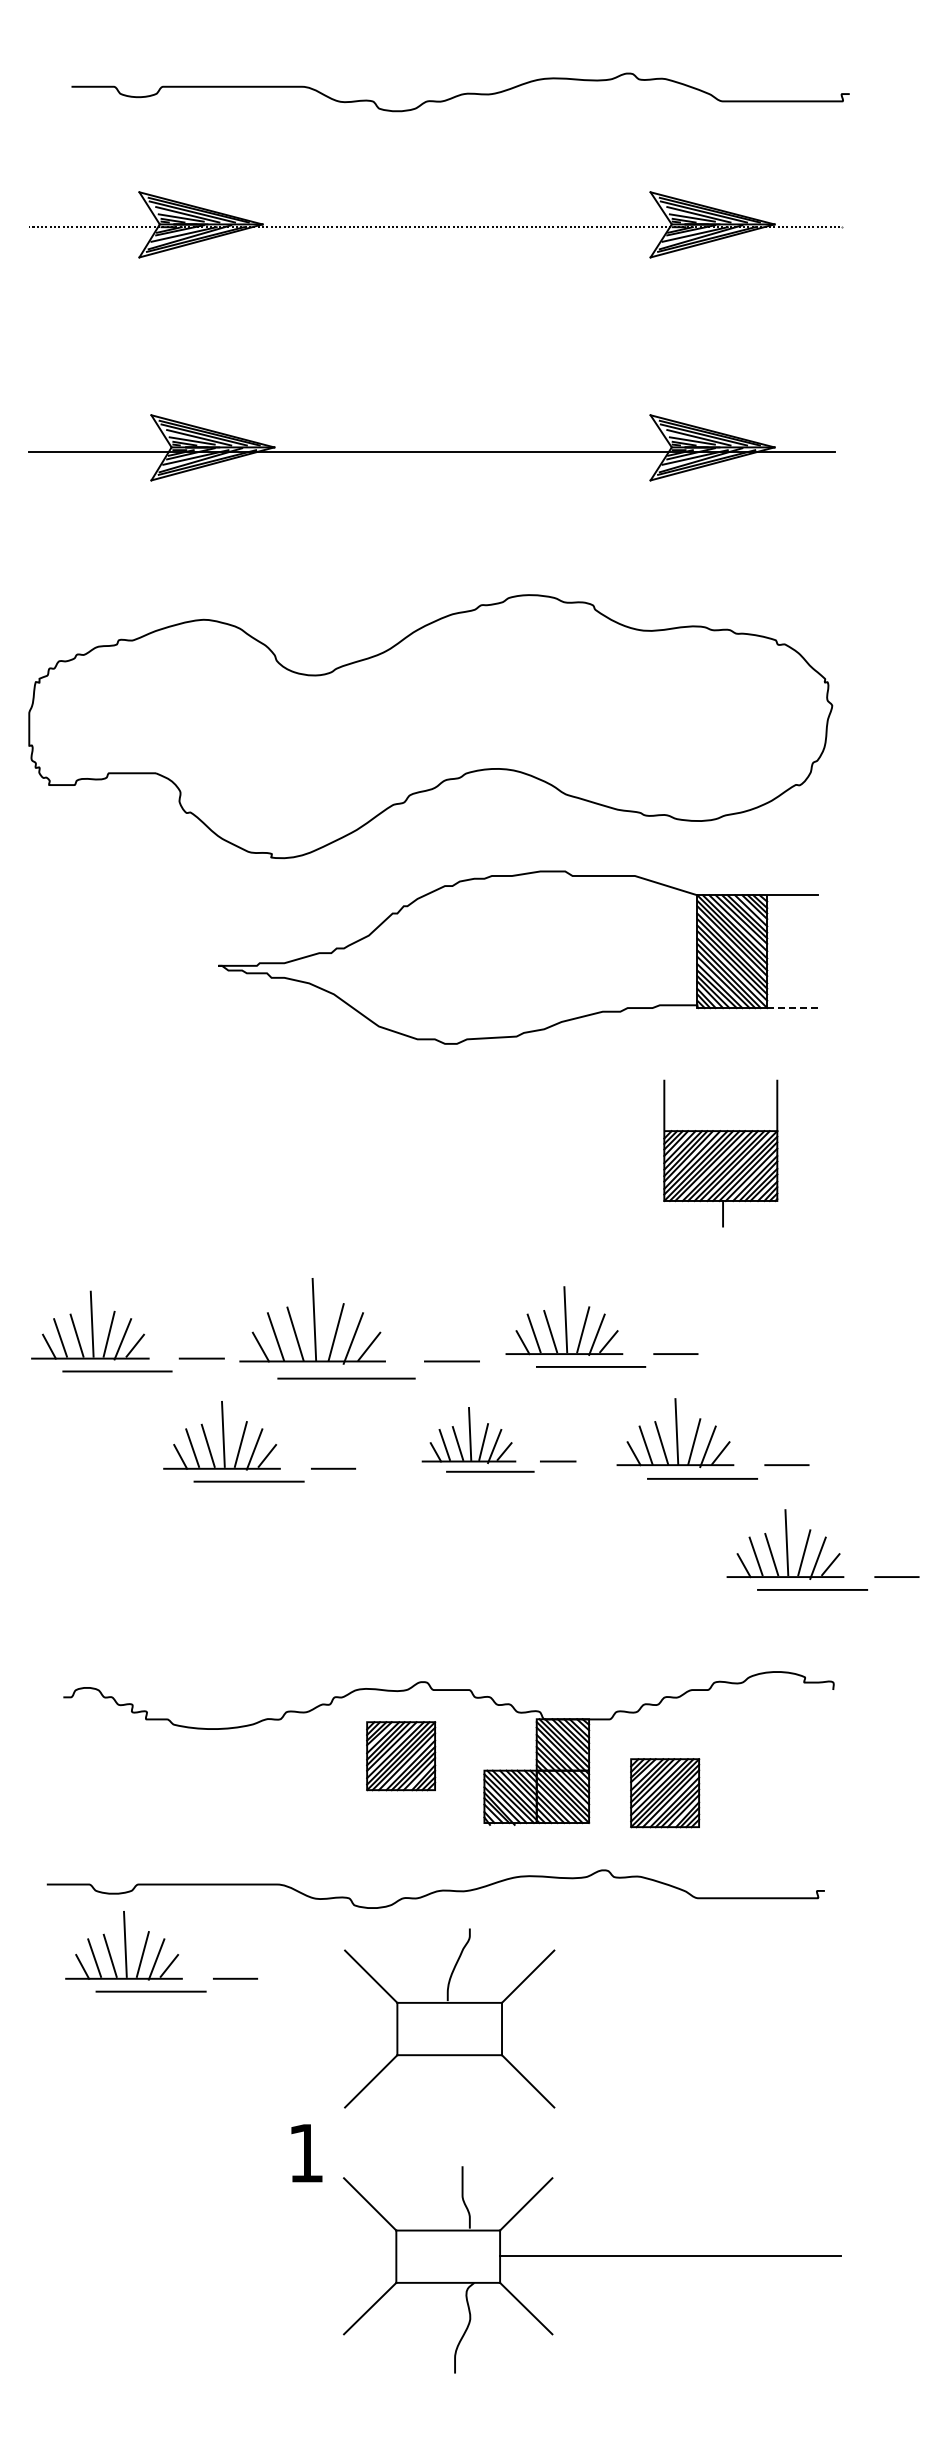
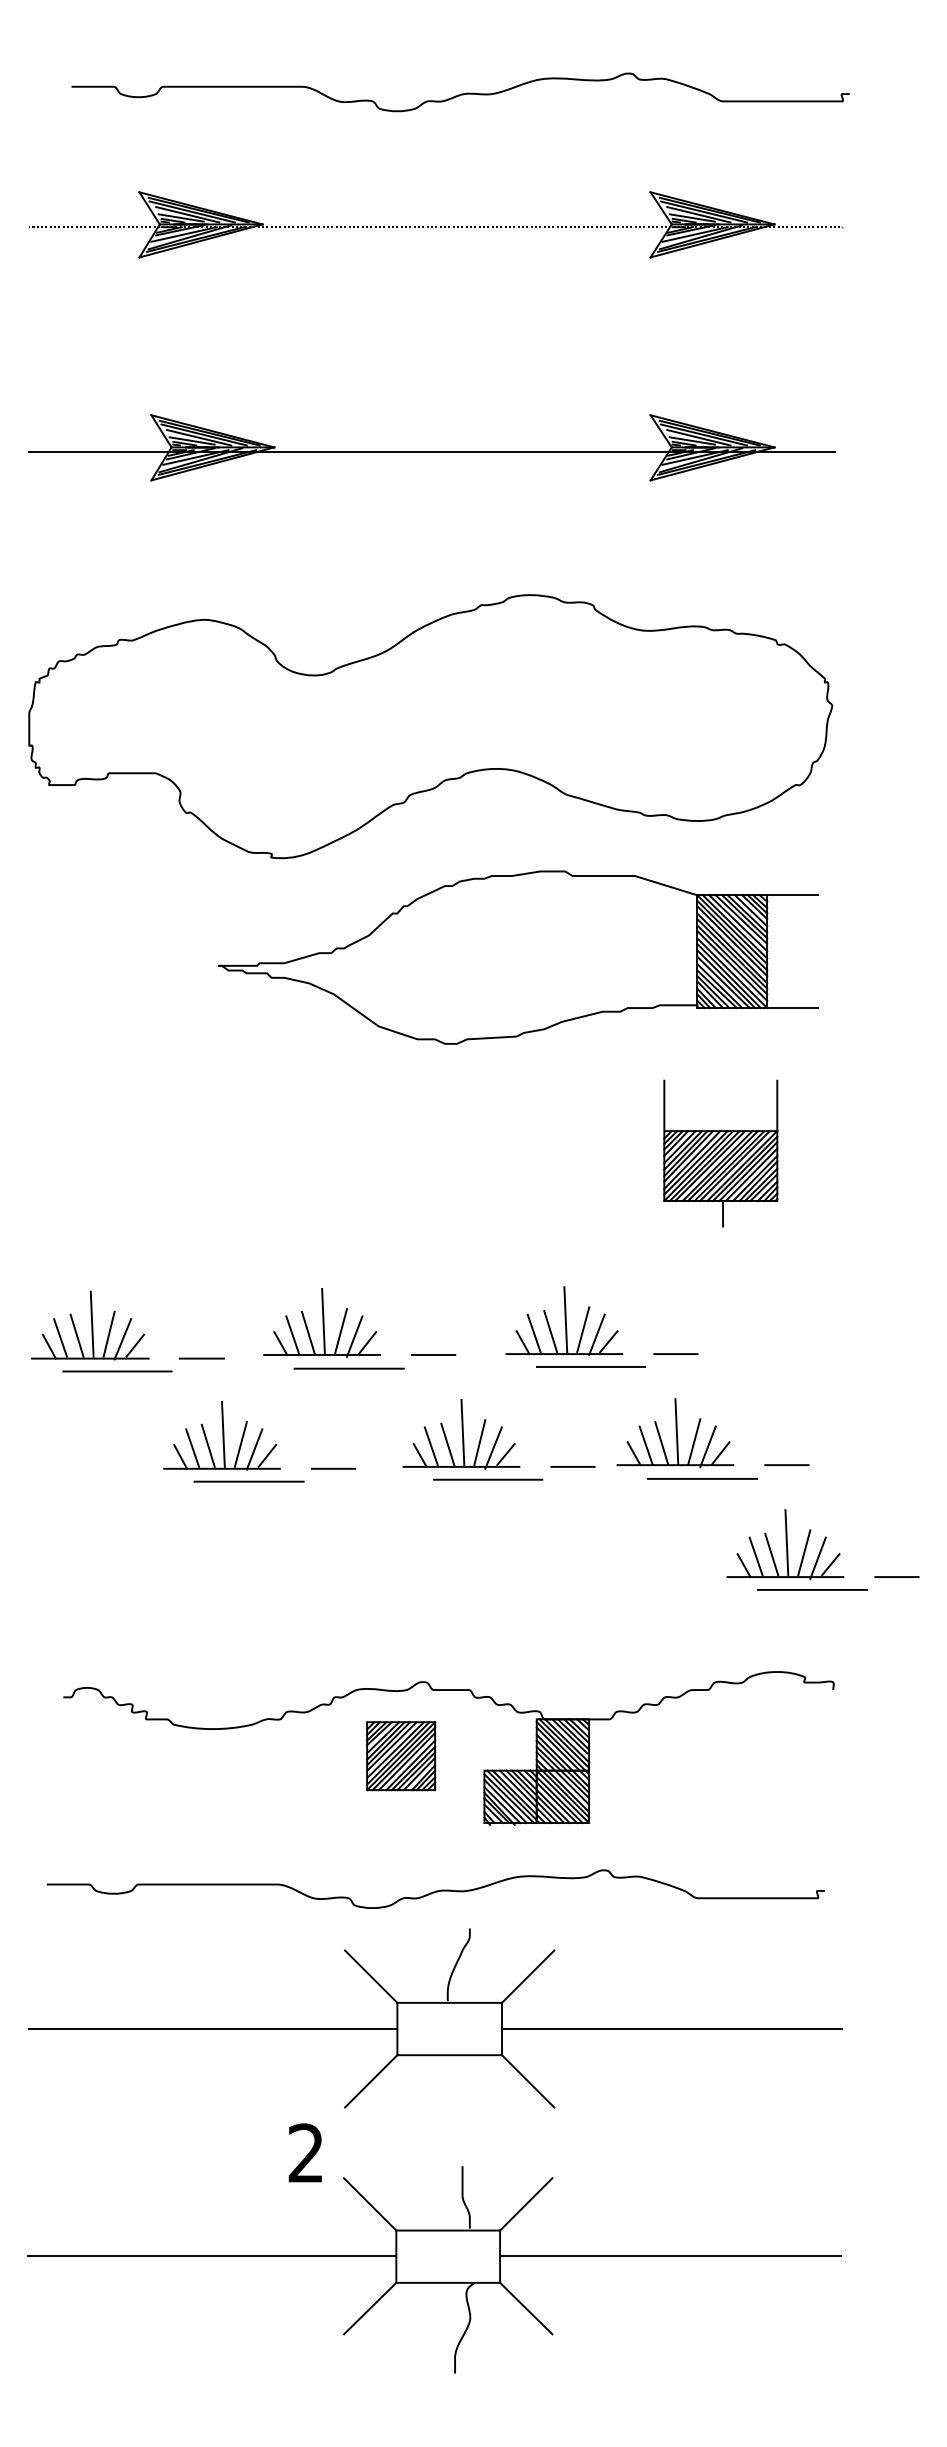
line: dashed -> solid (792, 1008)
part size: 241x102 px -> 194x82 px (359, 1328)
part size: 156x66 px -> 194x82 px (498, 1439)
part: present -> none (665, 1793)
part: present -> none (161, 1951)
line: none -> present (213, 2028)
line: none -> present (672, 2028)
text: 1 -> 2 (305, 2152)
line: none -> present (212, 2256)
